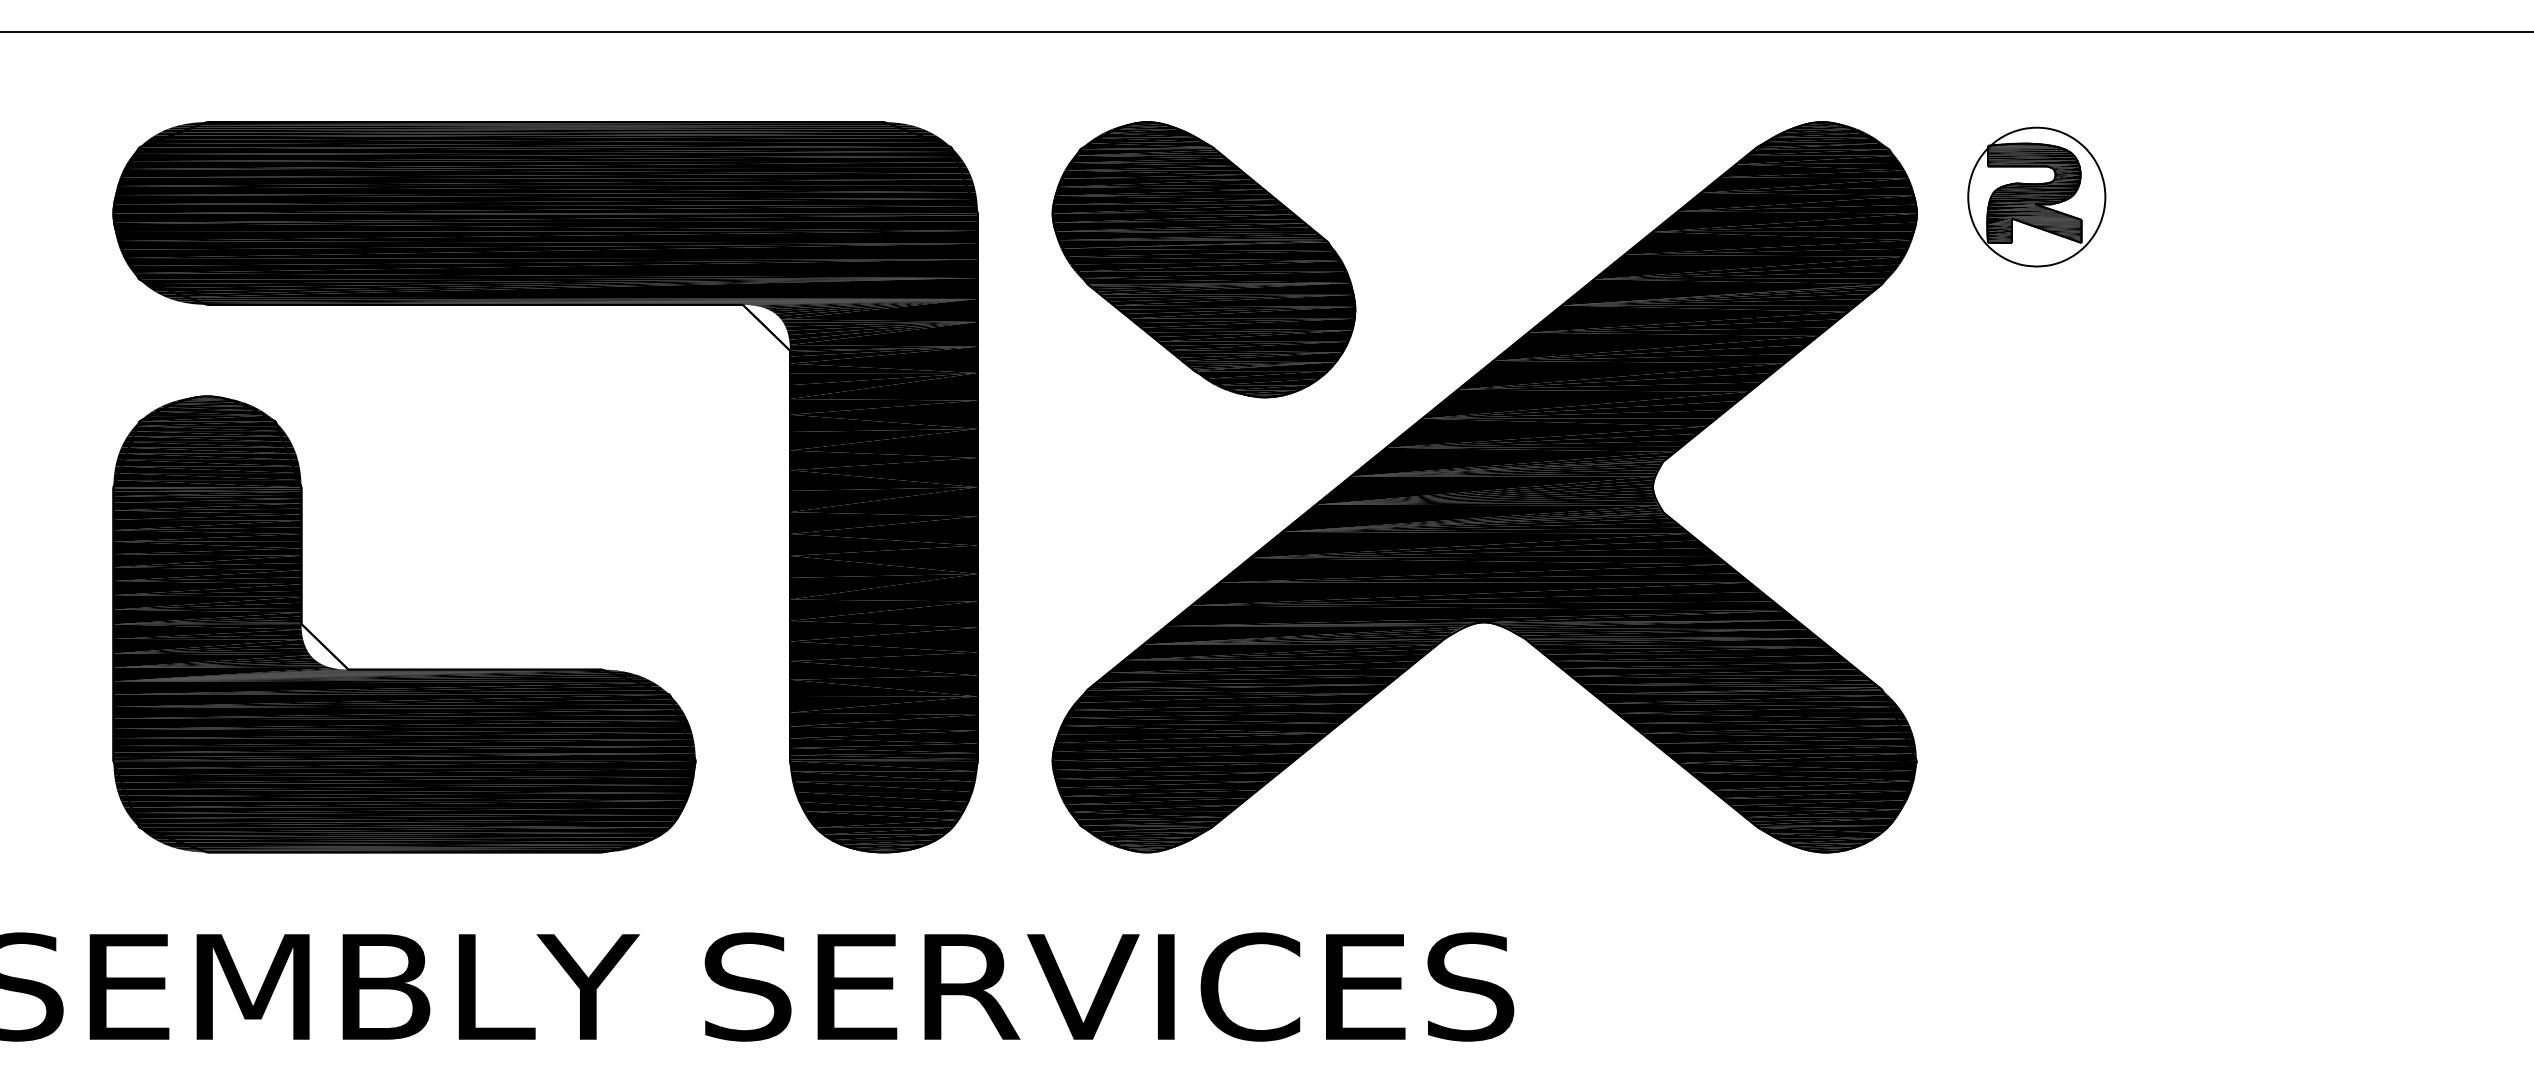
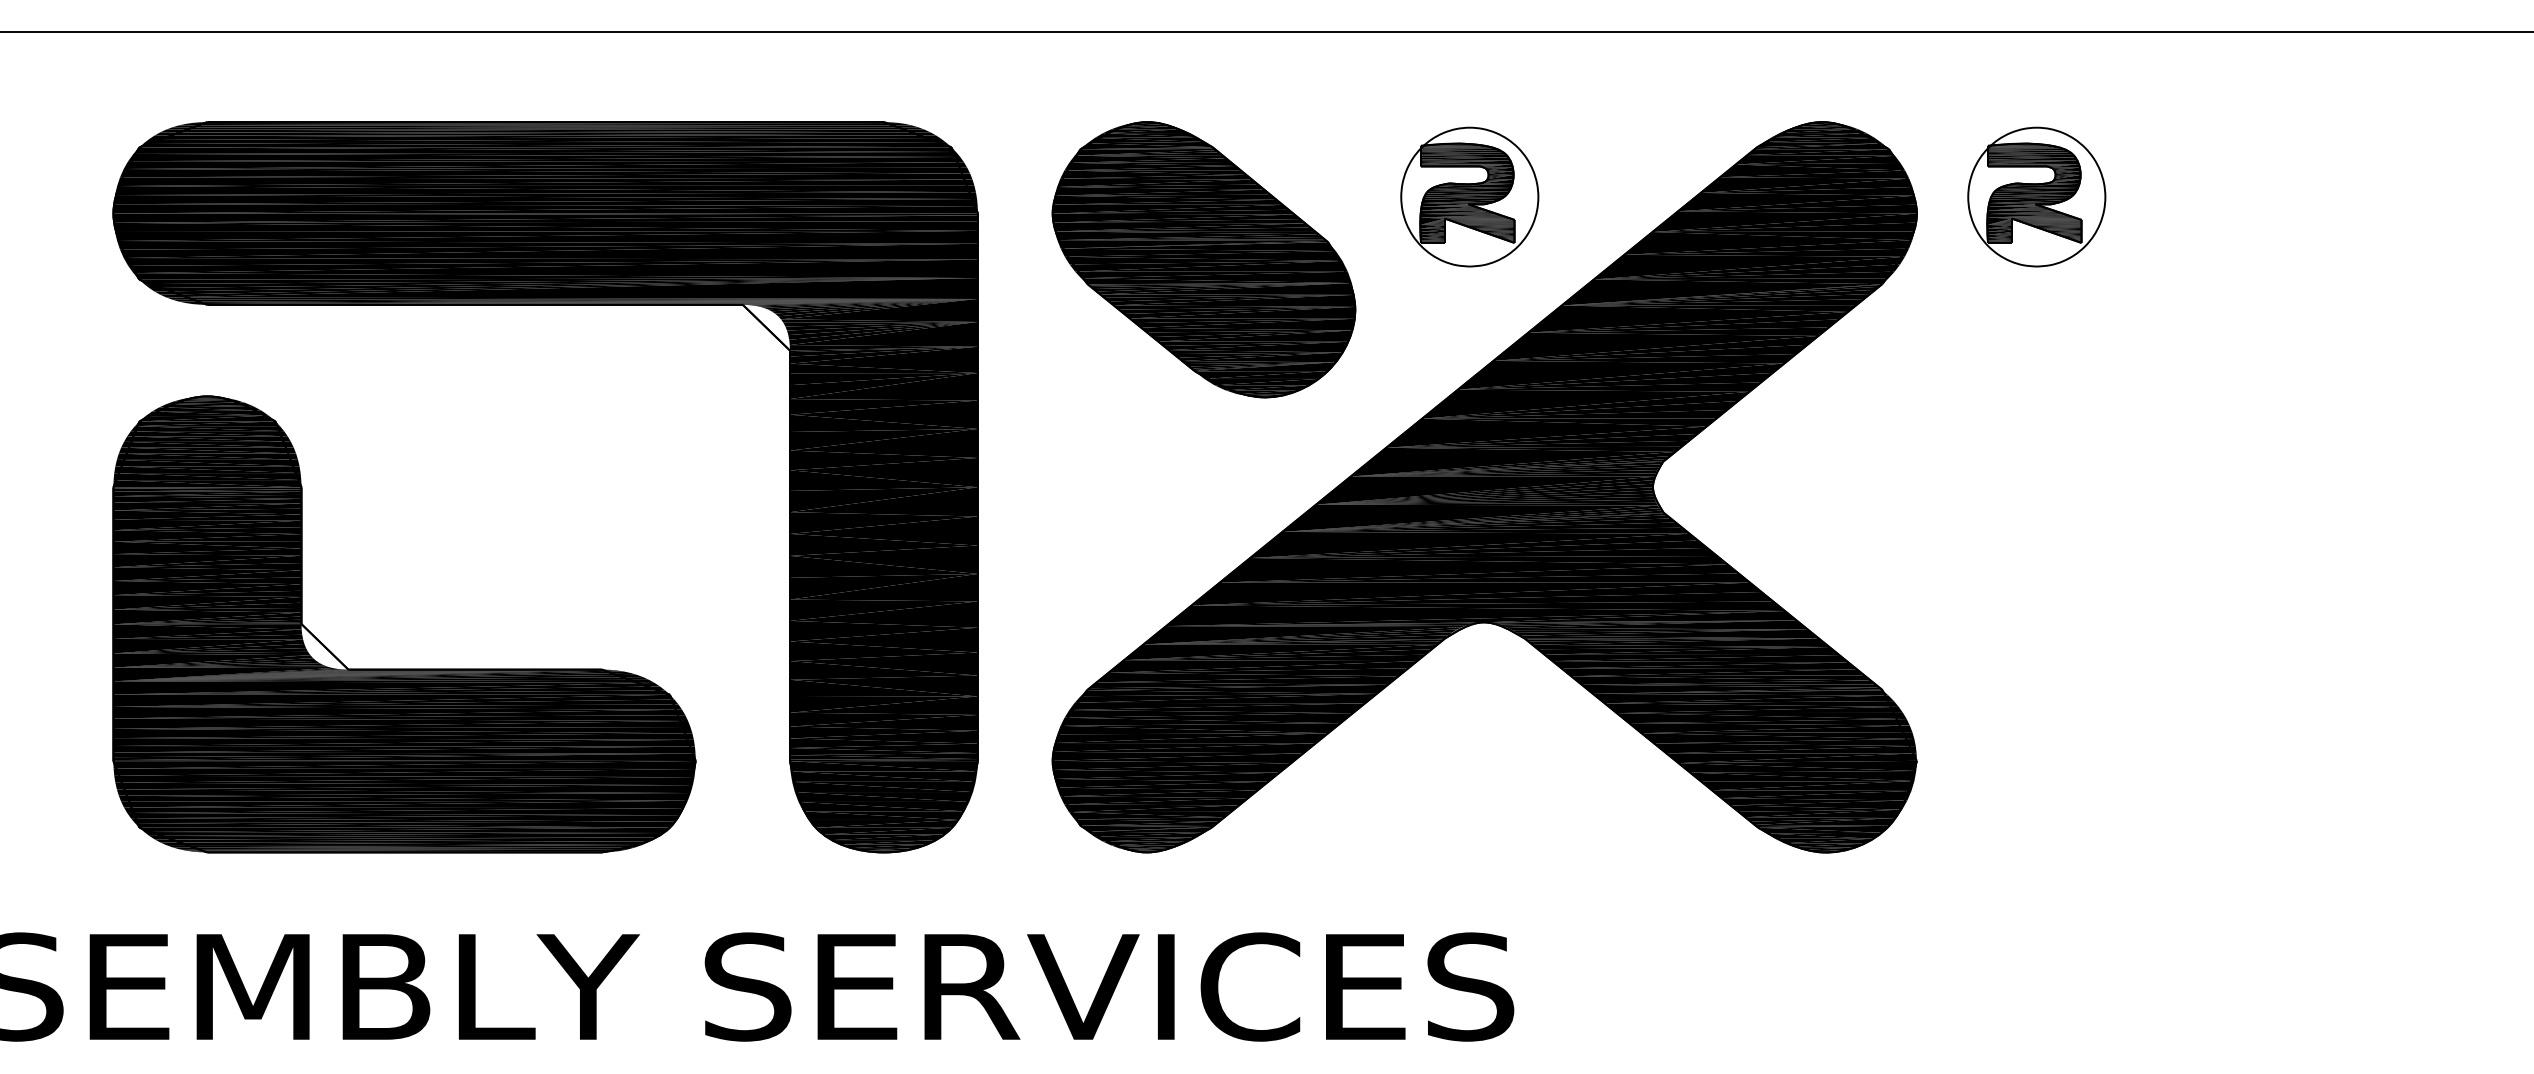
part: none -> present (1469, 196)
